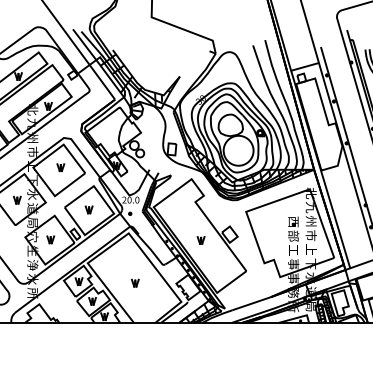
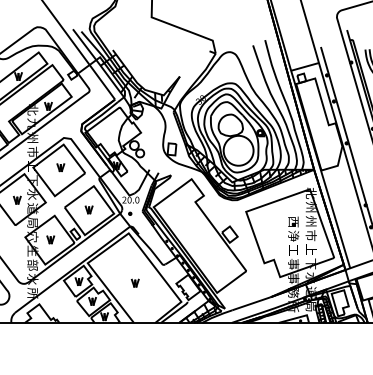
text: 九 -> 州 (310, 207)
text: 部 -> 浄 (293, 235)
part: present -> none (200, 240)
text: 浄 -> 部 (32, 264)
